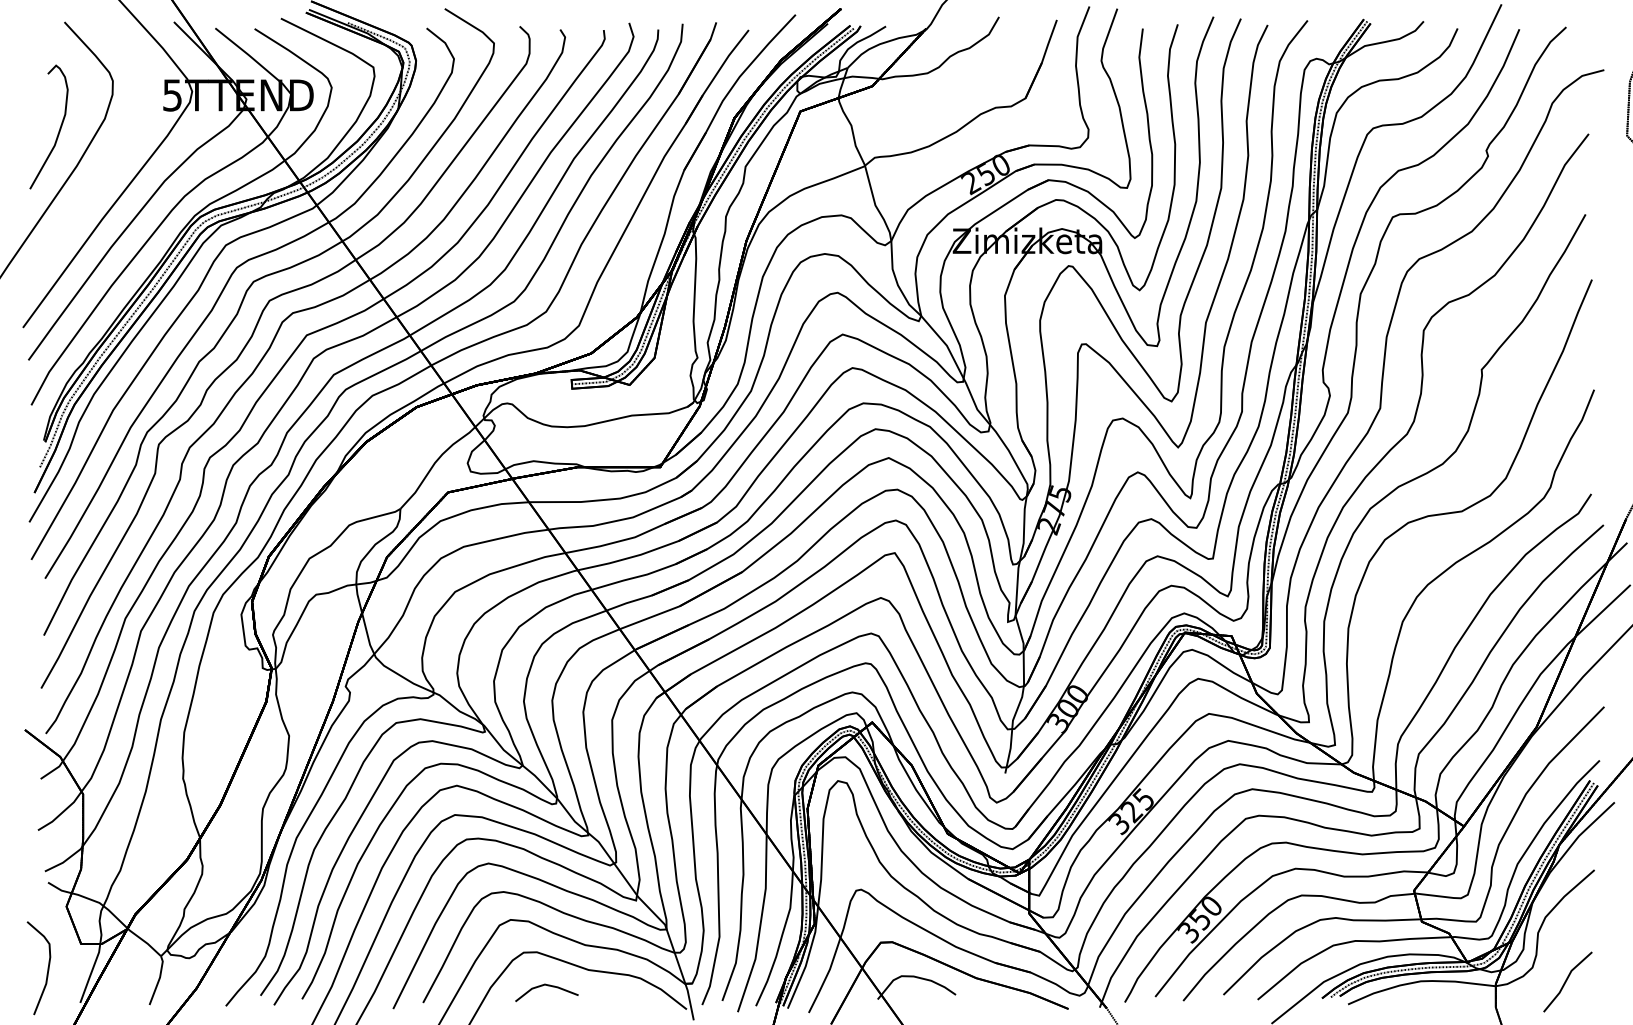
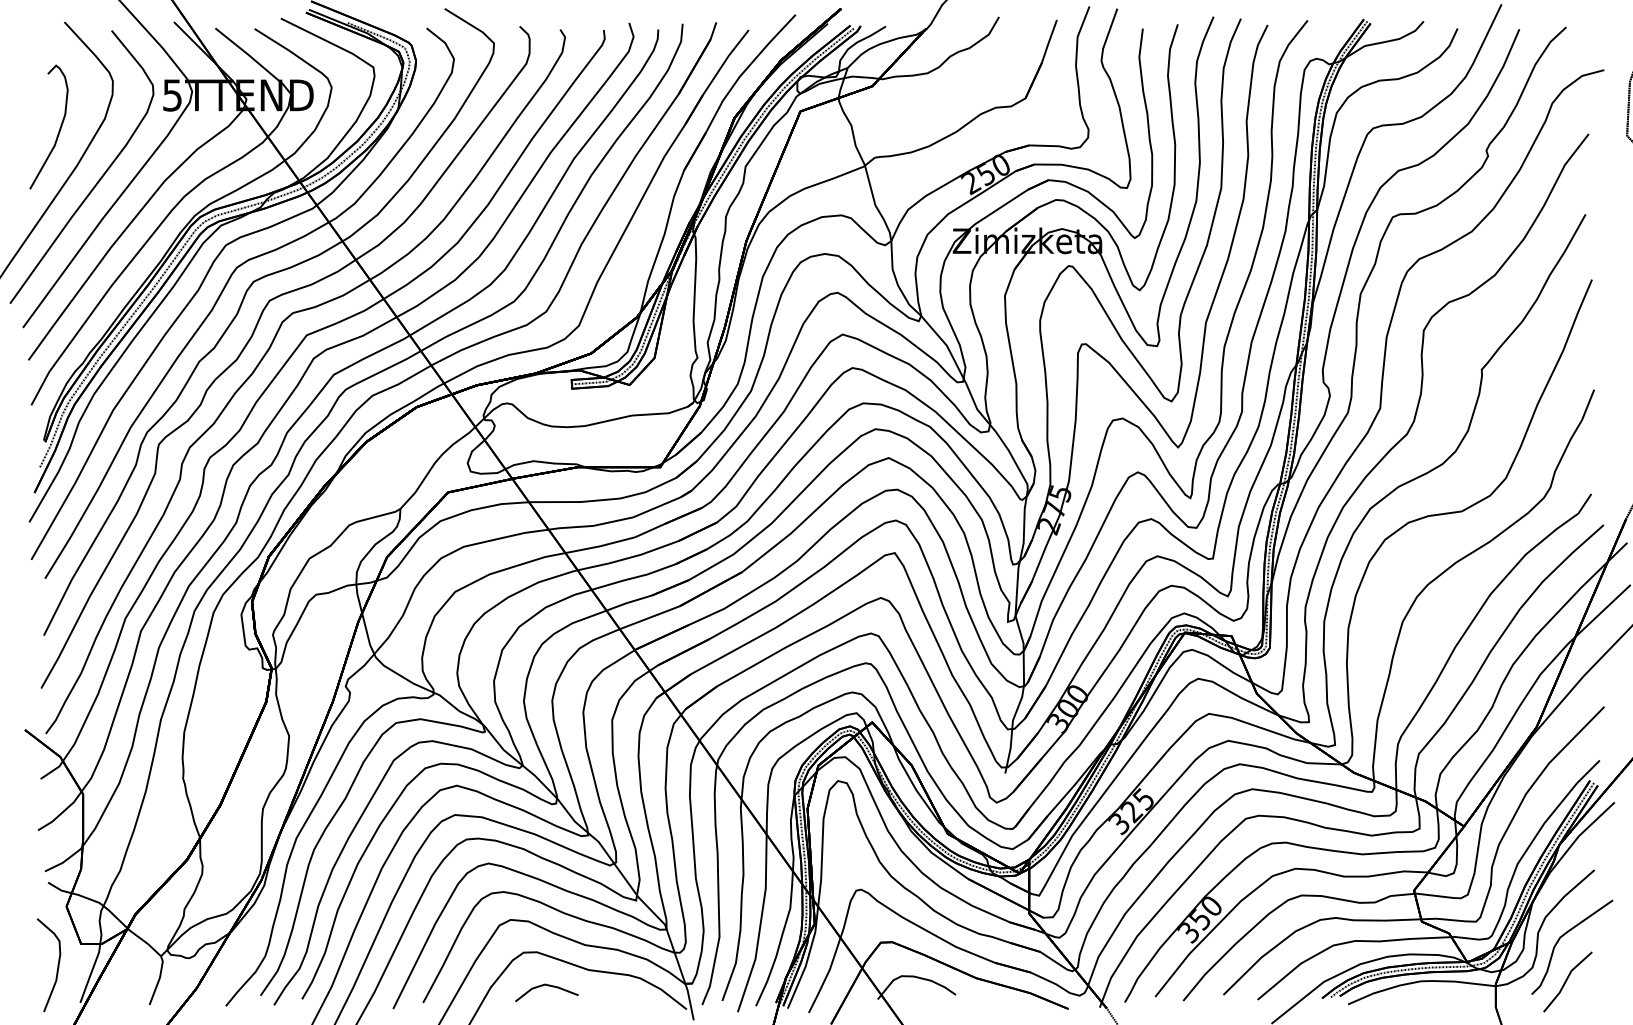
part: none -> present (99, 178)
part: none -> present (1563, 936)
curve position: (47, 968) -> (57, 965) (57, 965)
